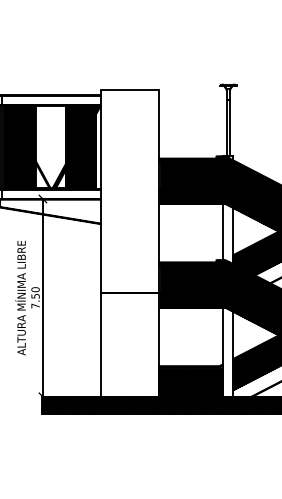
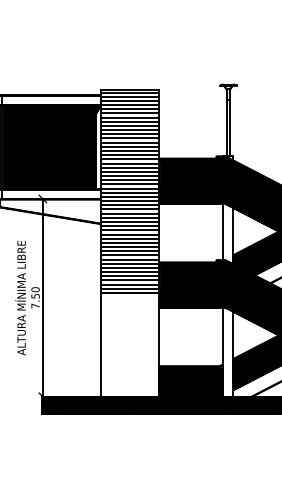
hatch: none -> present (50, 147)
hatch: none -> present (130, 192)
